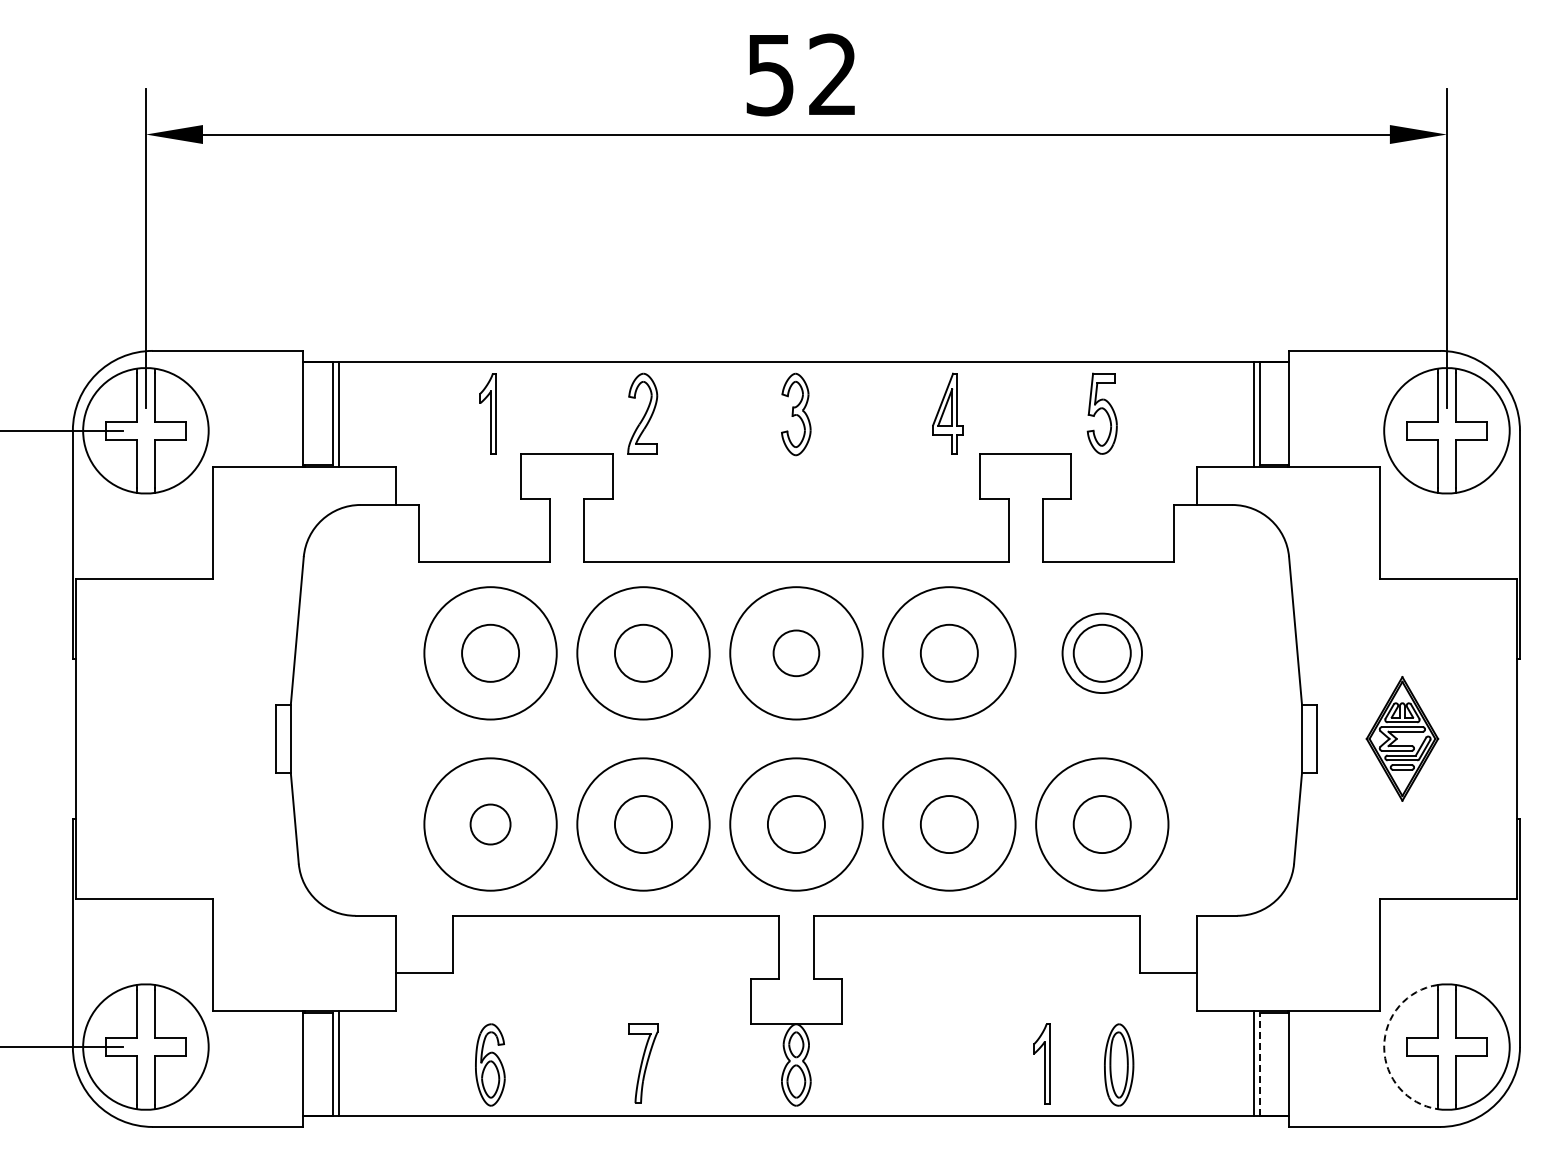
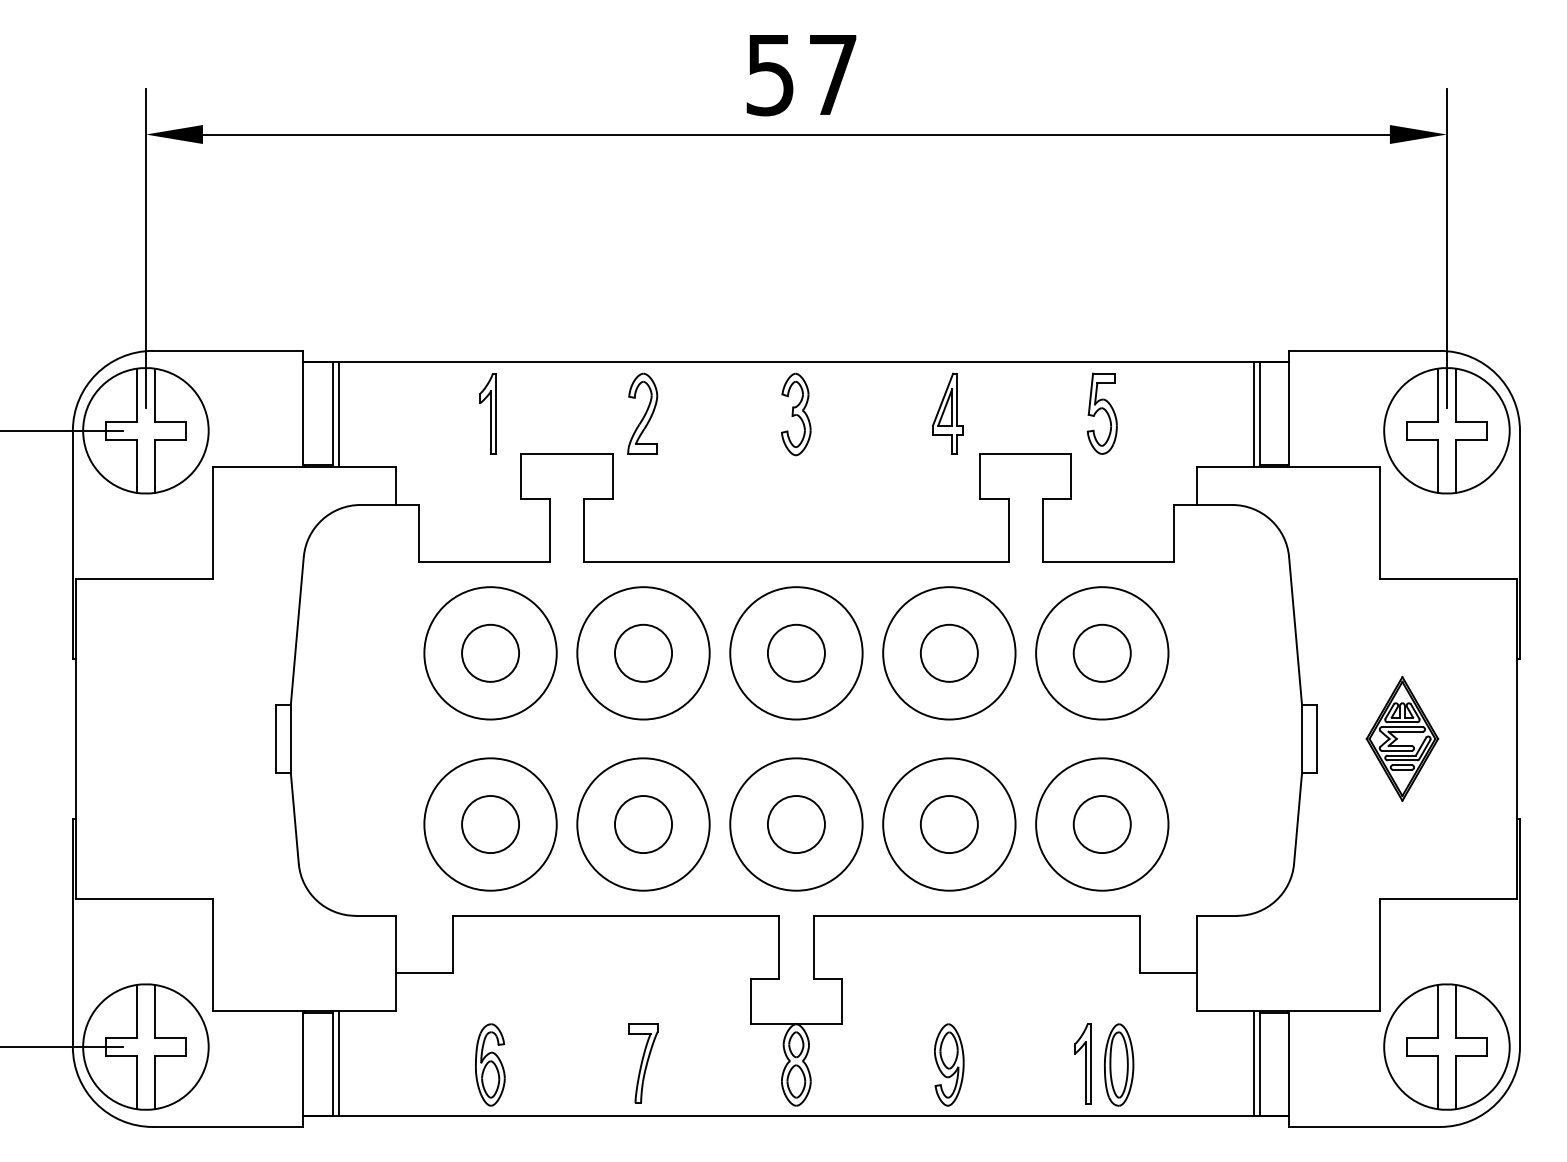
text: 52 -> 57 (832, 73)
circle diameter: 46 px -> 57 px (795, 652)
circle diameter: 79 px -> 132 px (1102, 653)
circle diameter: 40 px -> 57 px (490, 824)
arc: dashed -> solid (1384, 1047)
part position: (1041, 1063) -> (1082, 1063) (1082, 1063)
line: dashed -> solid (1259, 1063)
part: none -> present (949, 1064)
